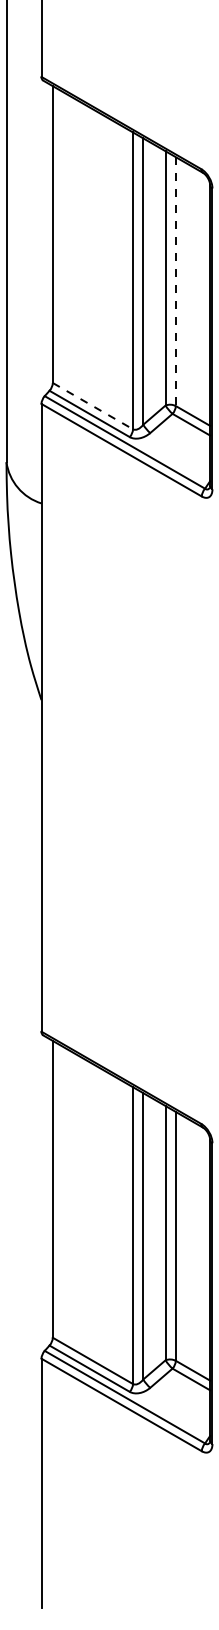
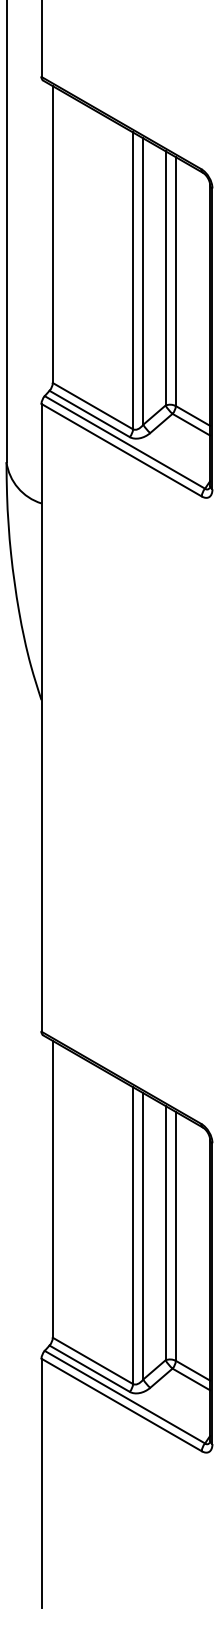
line: dashed -> solid (175, 282)
line: dashed -> solid (93, 406)
